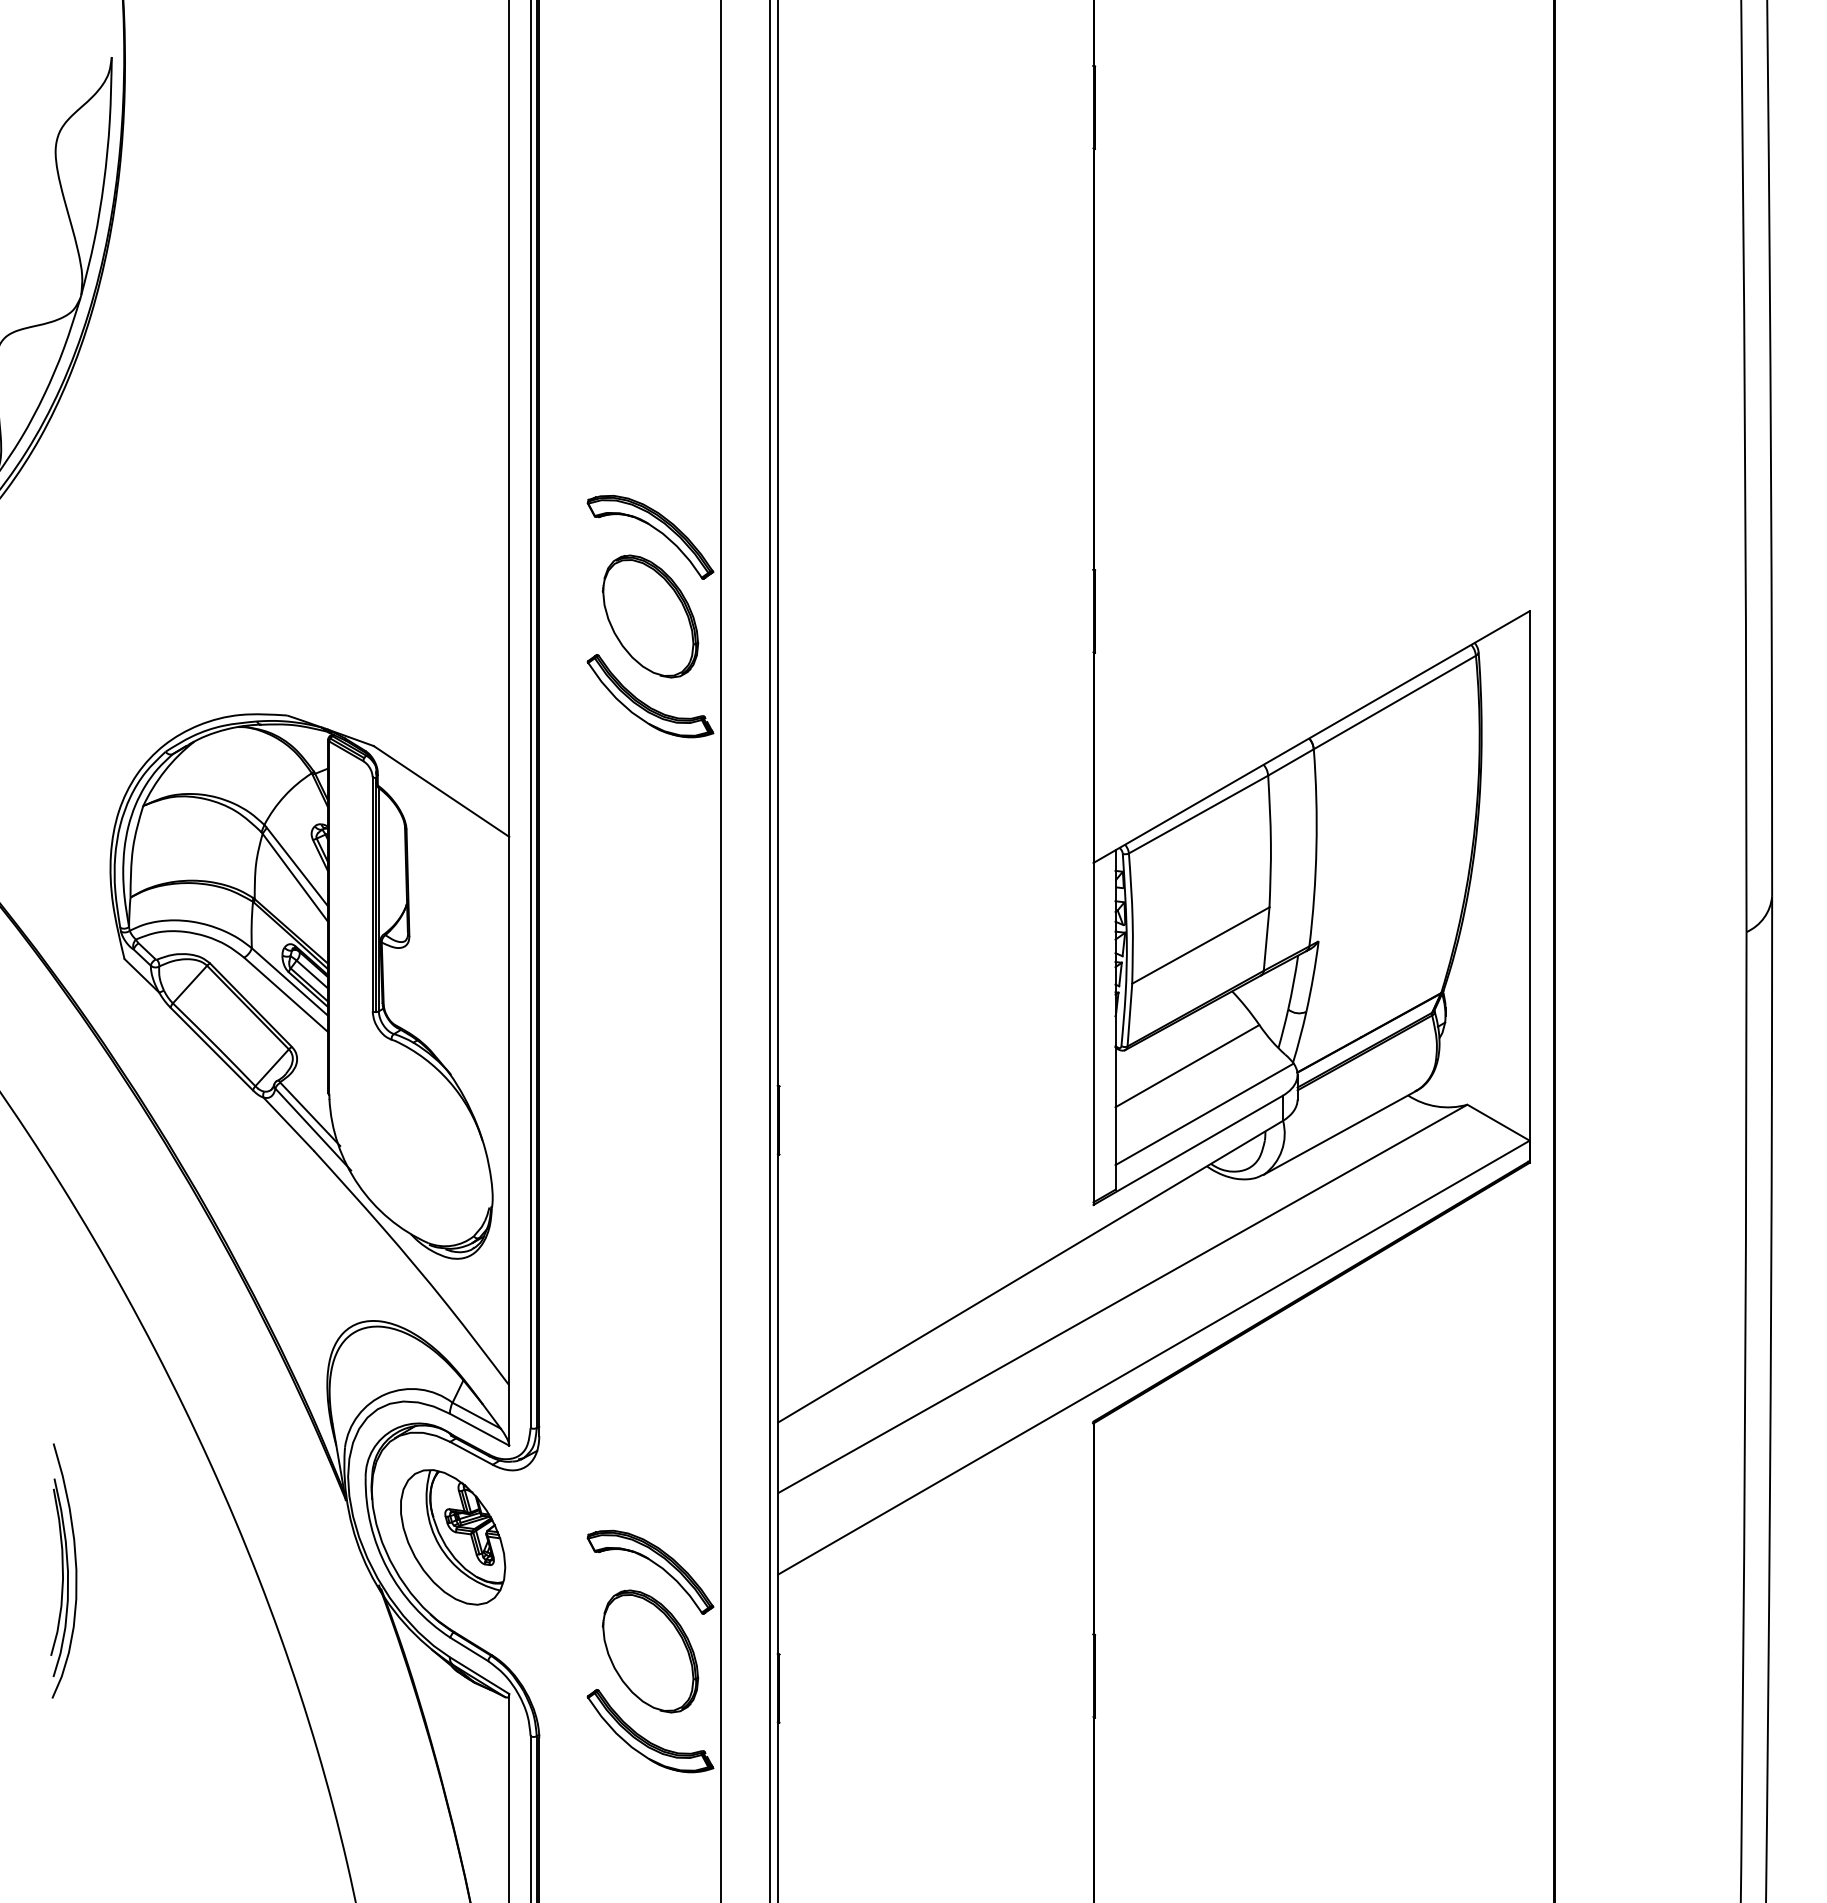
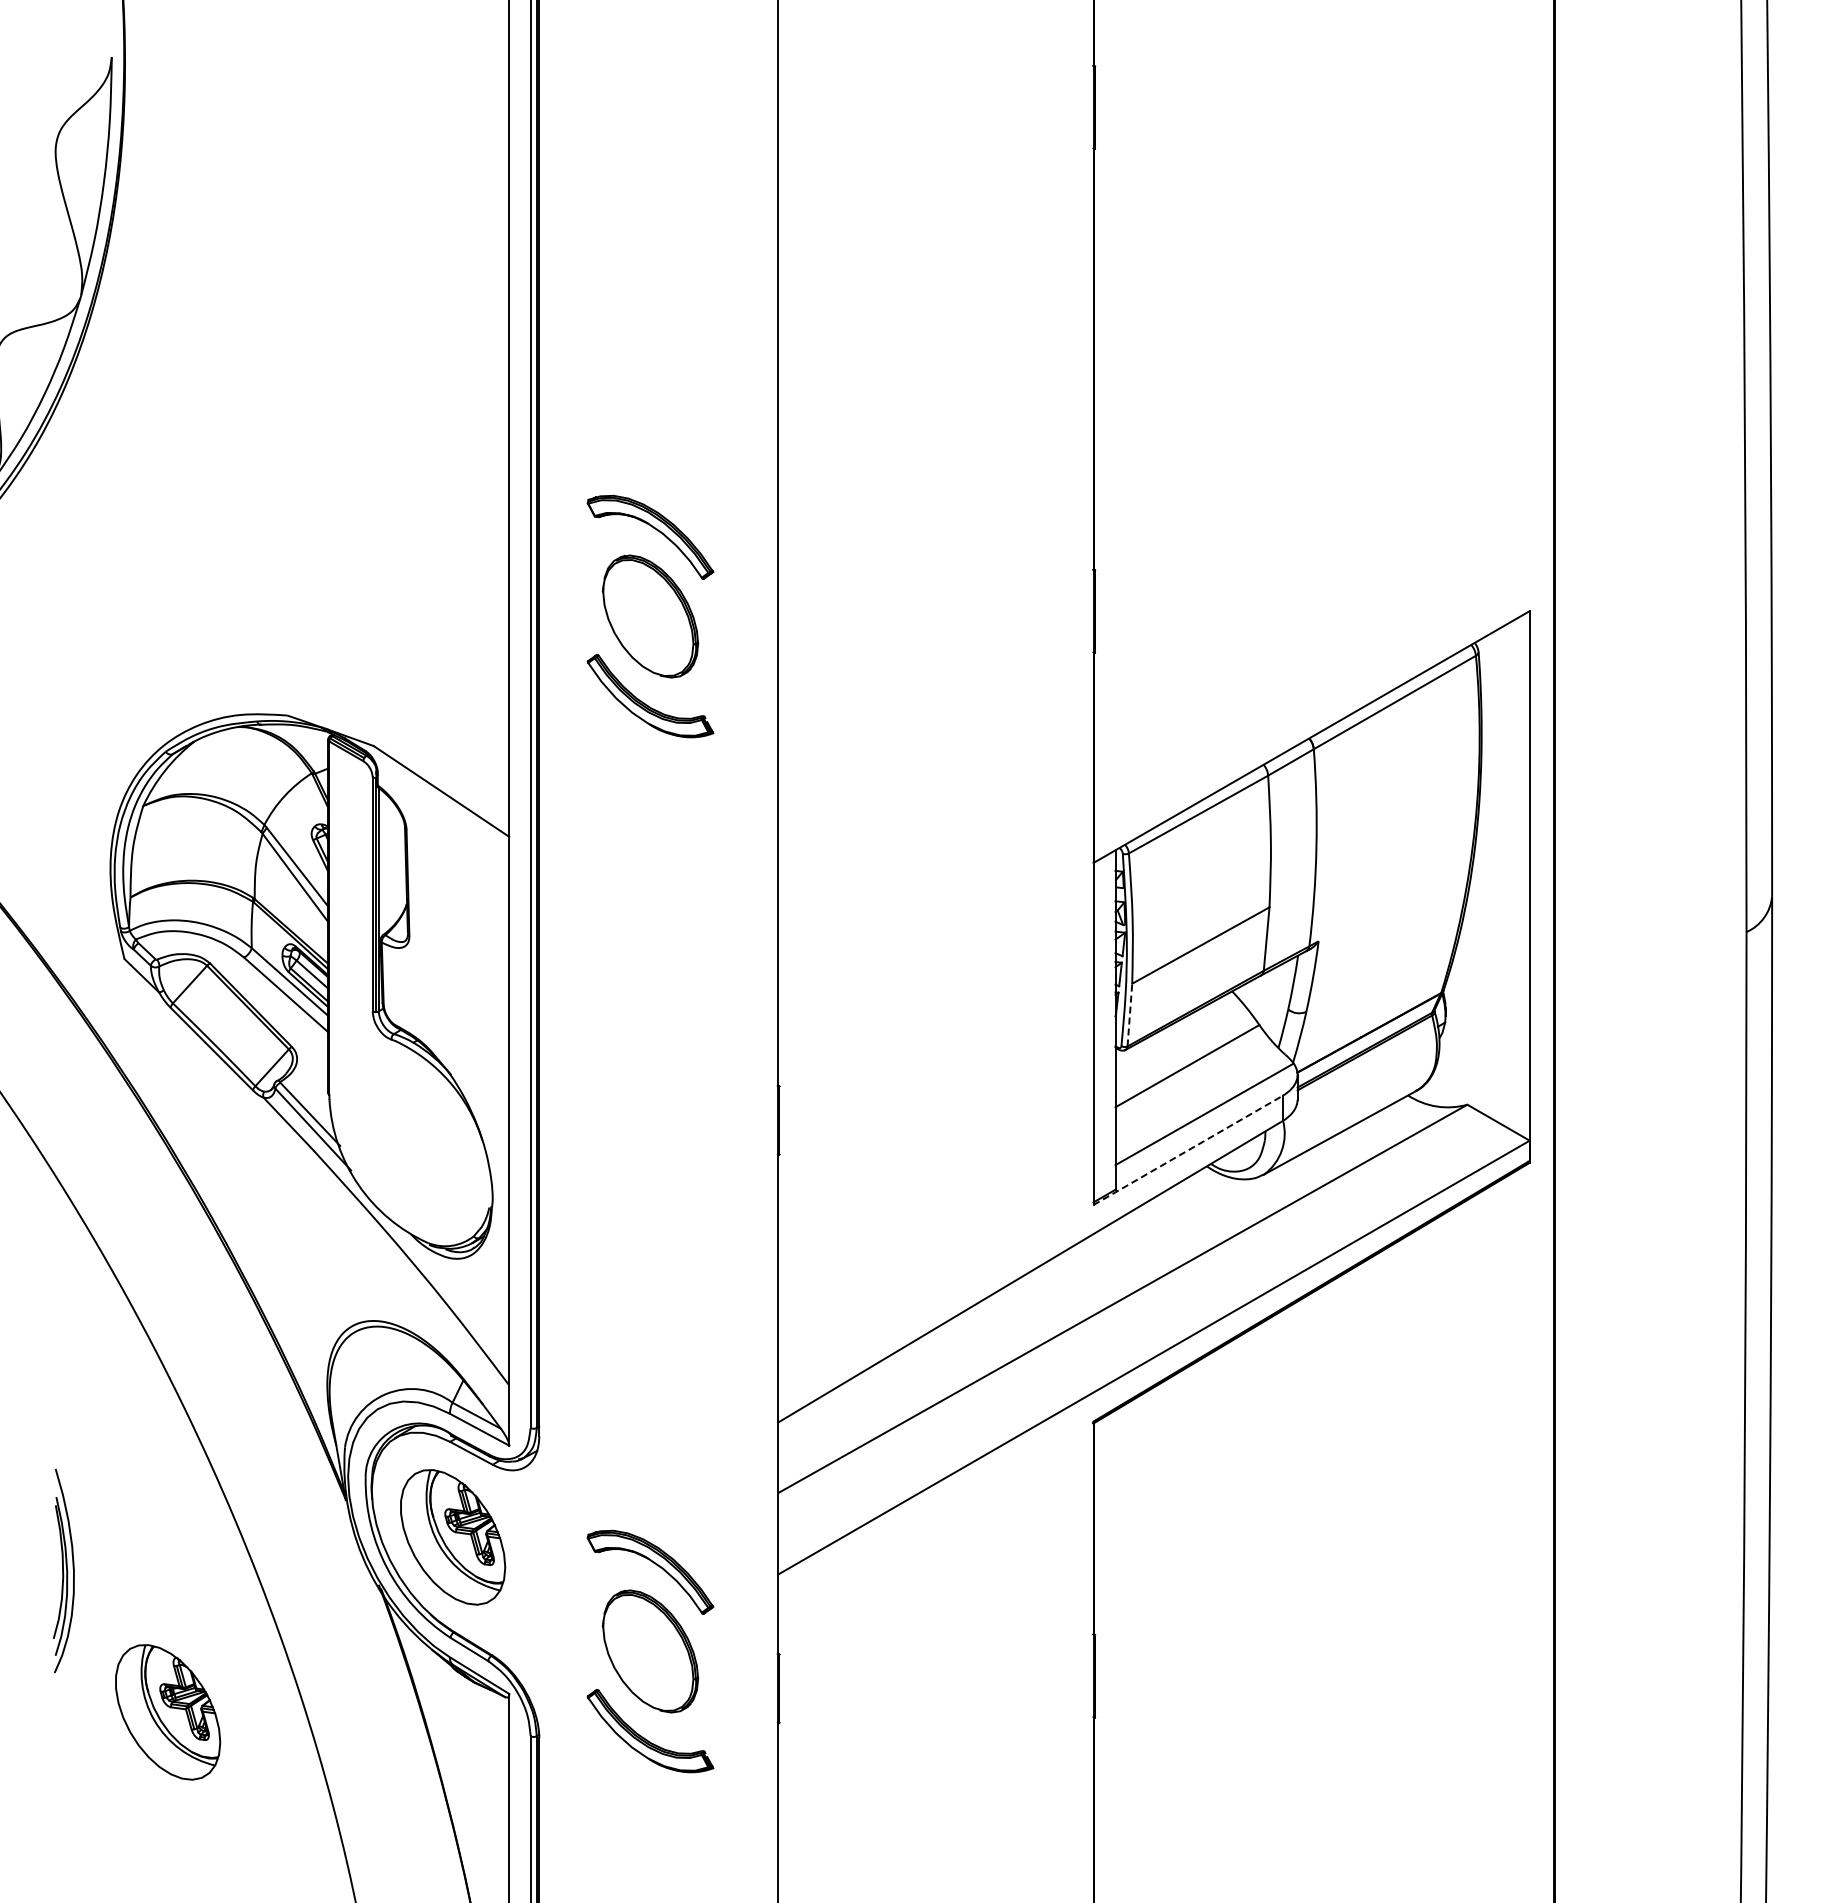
line: present -> none (721, 950)
line: present -> none (770, 950)
line: solid -> dashed (1129, 1014)
line: solid -> dashed (1188, 1150)
part size: 28x256 px -> 23x205 px (63, 1571)
part: none -> present (168, 1712)
